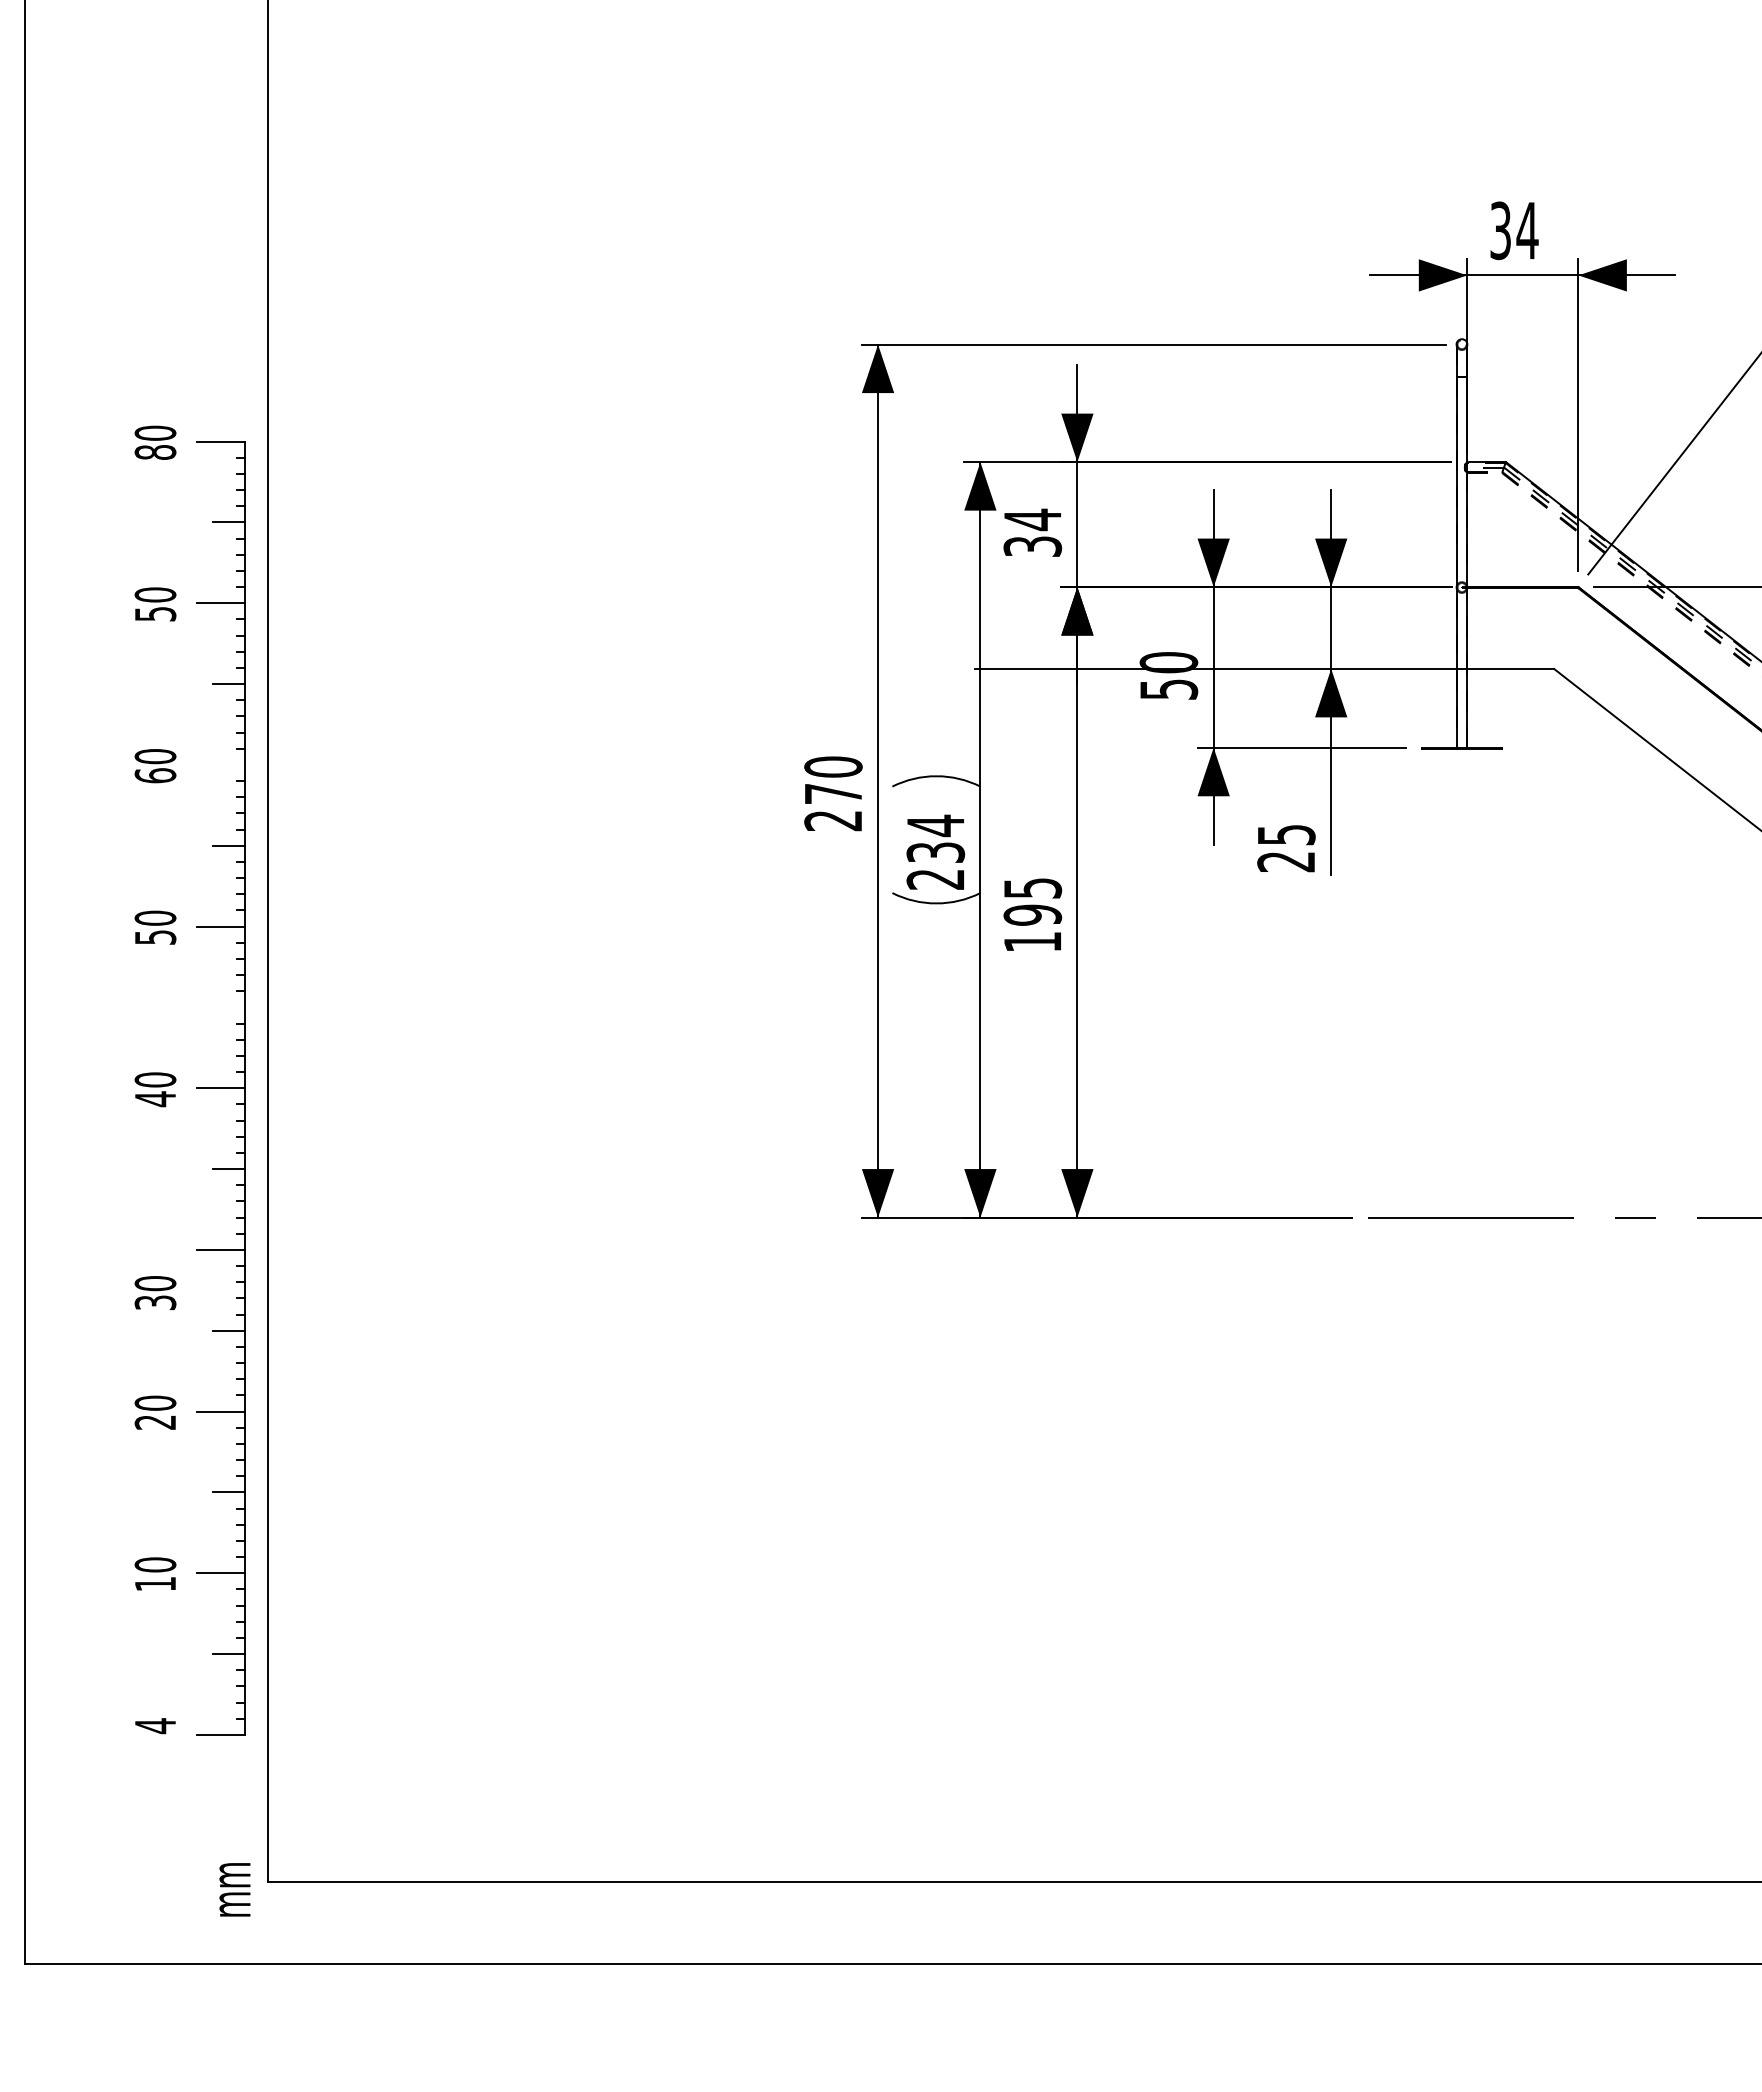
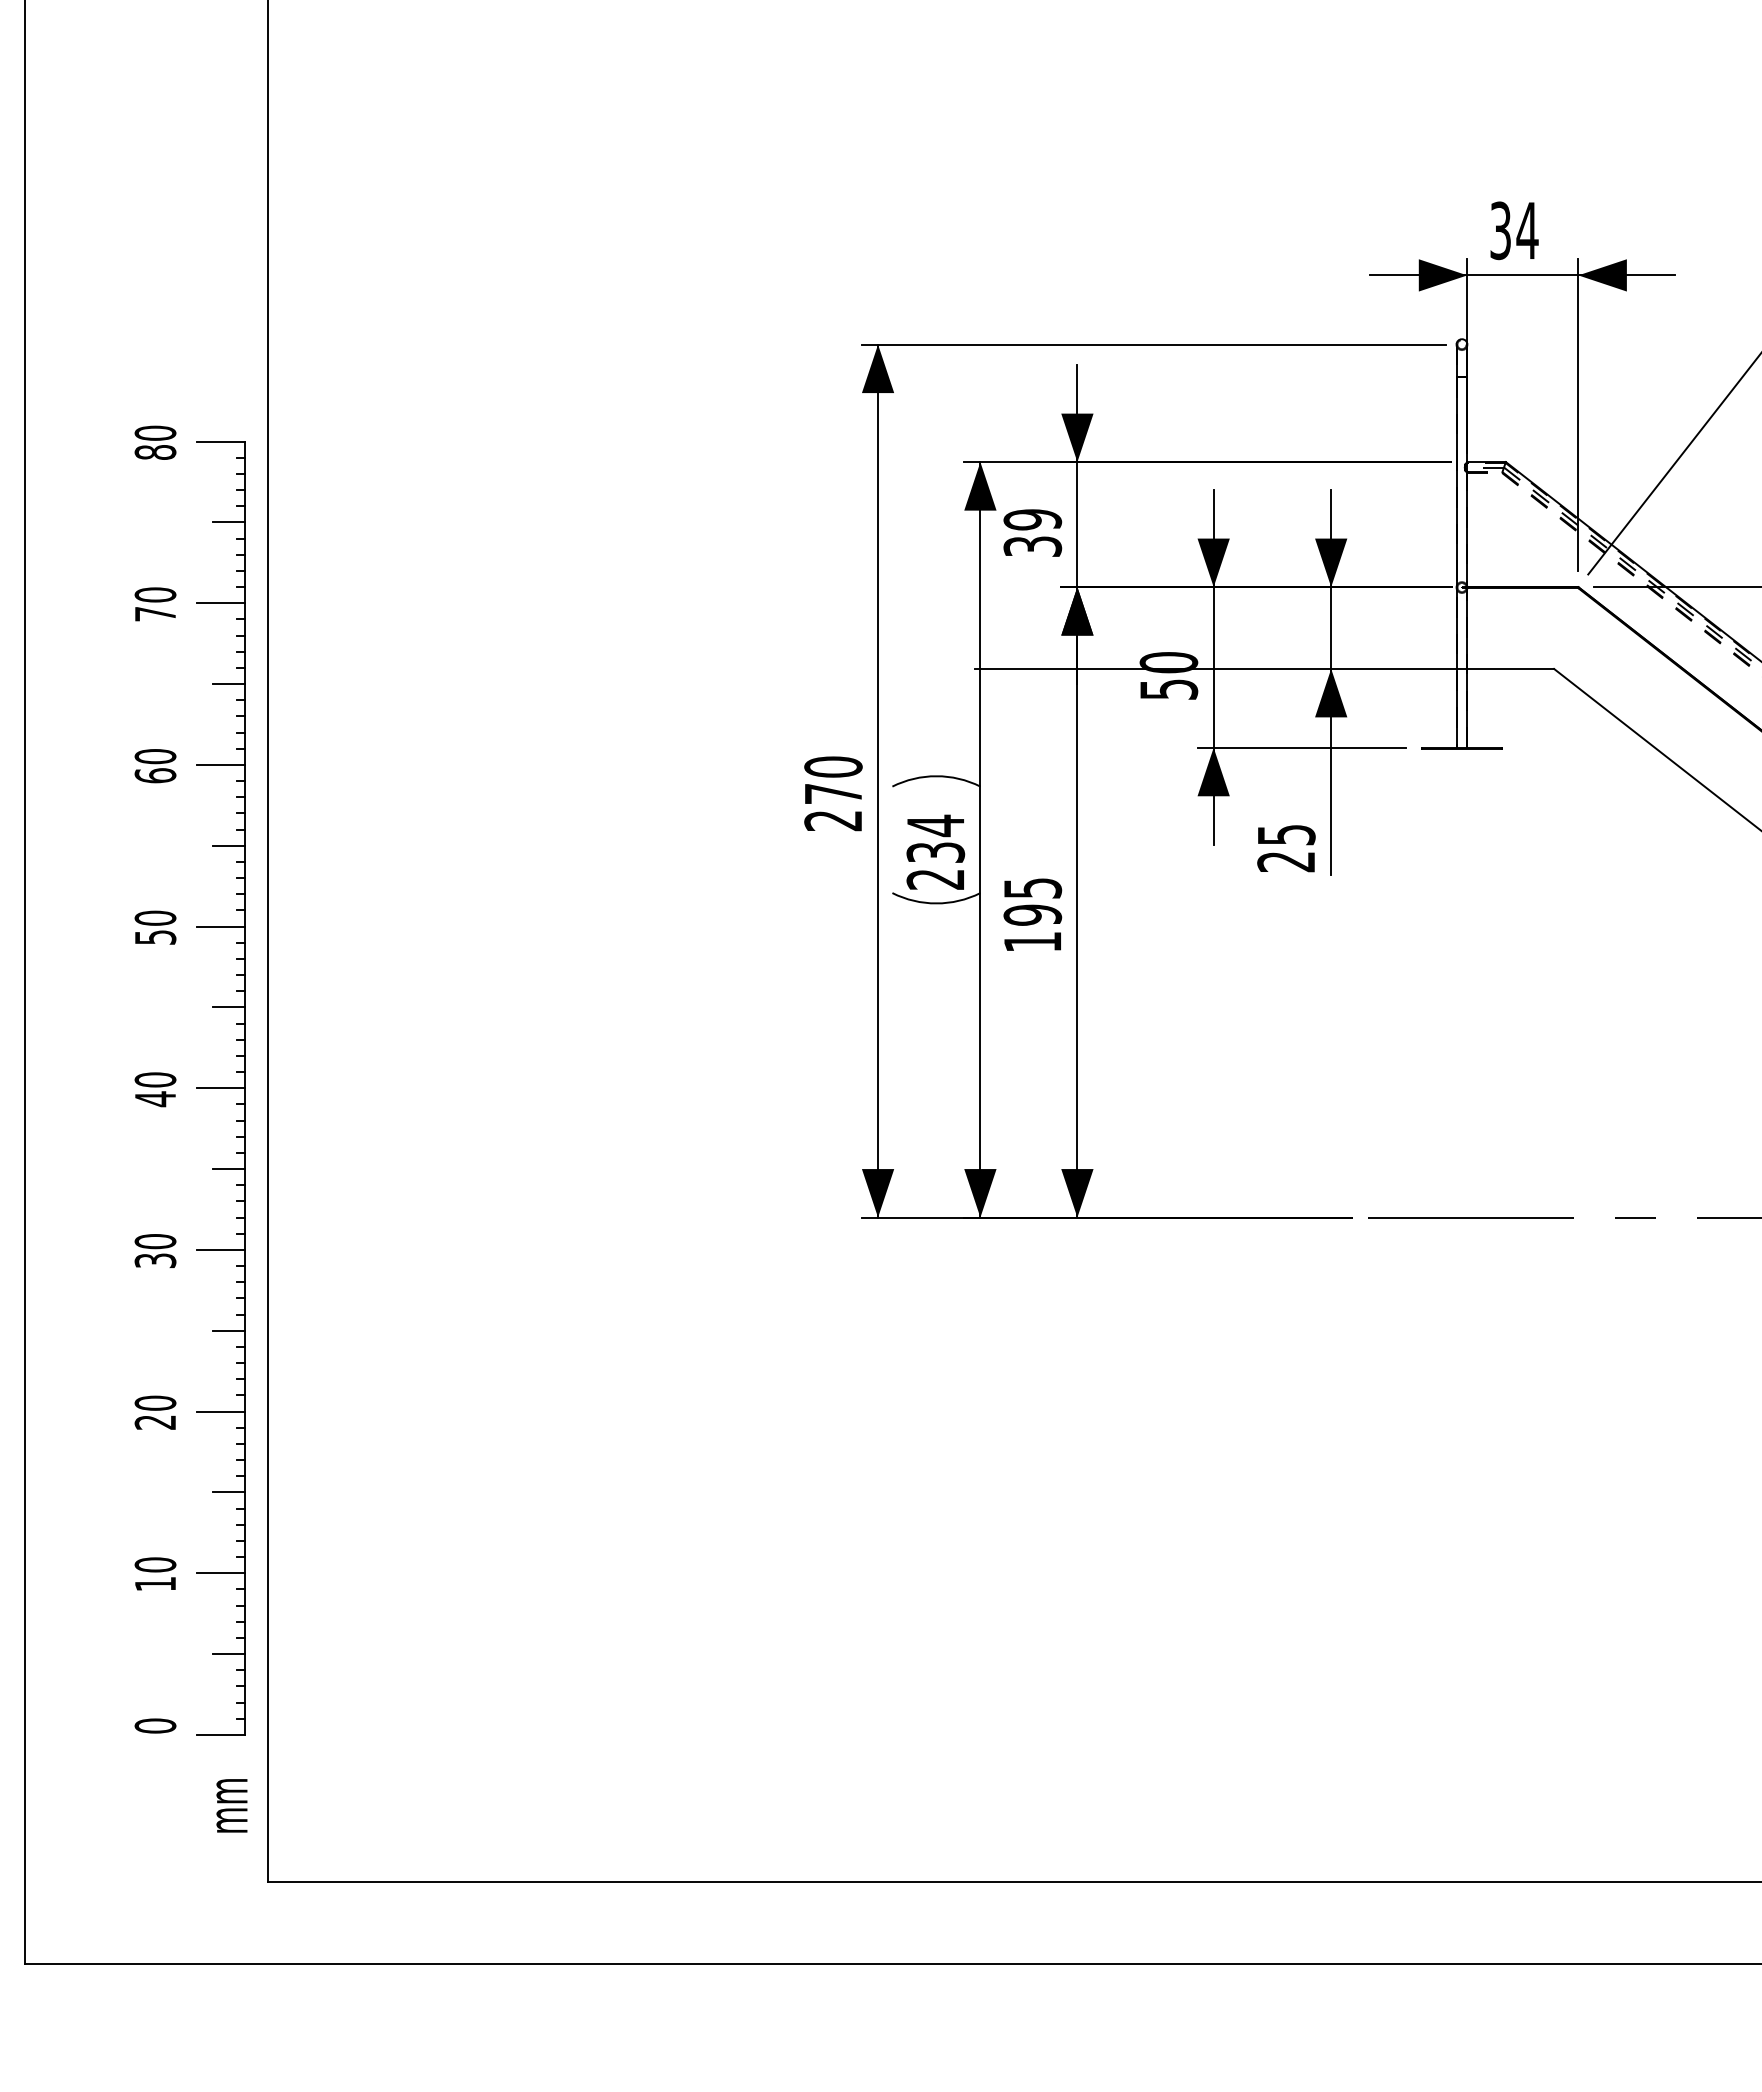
text: 34 -> 39 (1032, 519)
text: 50 -> 70 (155, 614)
line: none -> present (220, 764)
line: none -> present (229, 1007)
text position: (155, 1292) -> (155, 1250) (155, 1250)
text: 4 -> 0 (155, 1726)
text position: (234, 1889) -> (231, 1805) (231, 1805)
